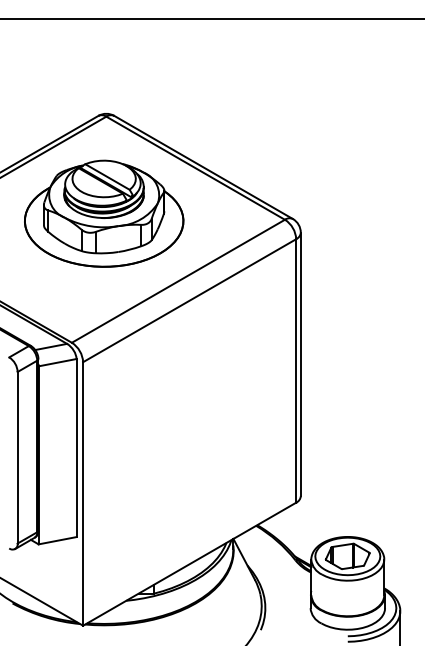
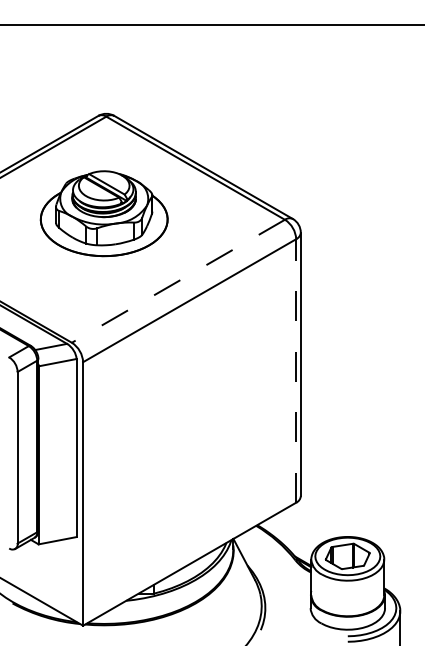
line position: (211, 19) -> (211, 25) (211, 25)
part size: 161x109 px -> 130x88 px (103, 213)
line: solid -> dashed (178, 281)
line: solid -> dashed (296, 370)
